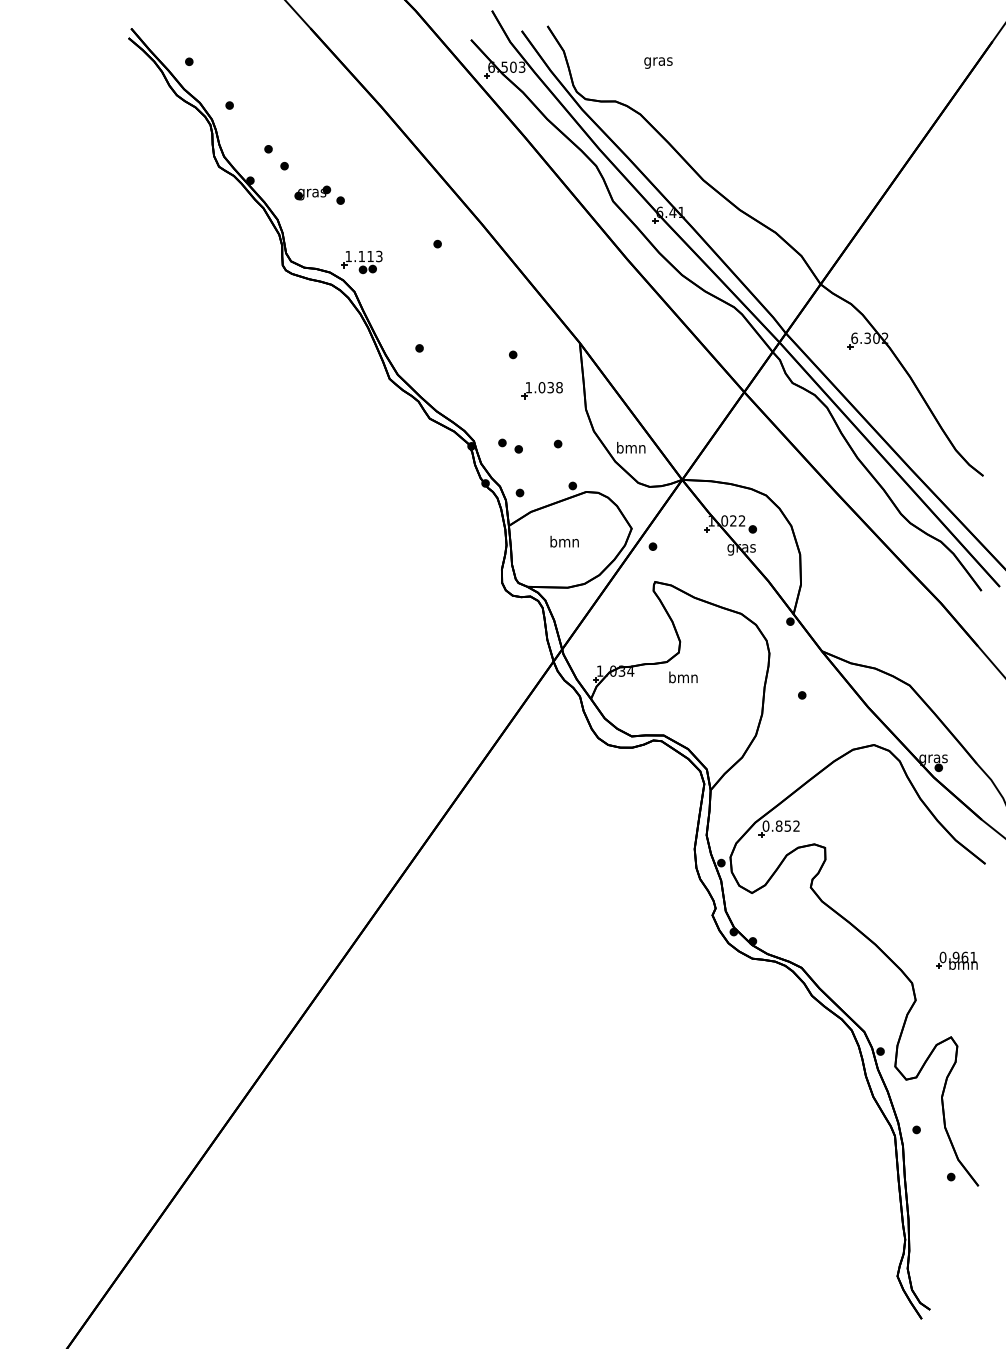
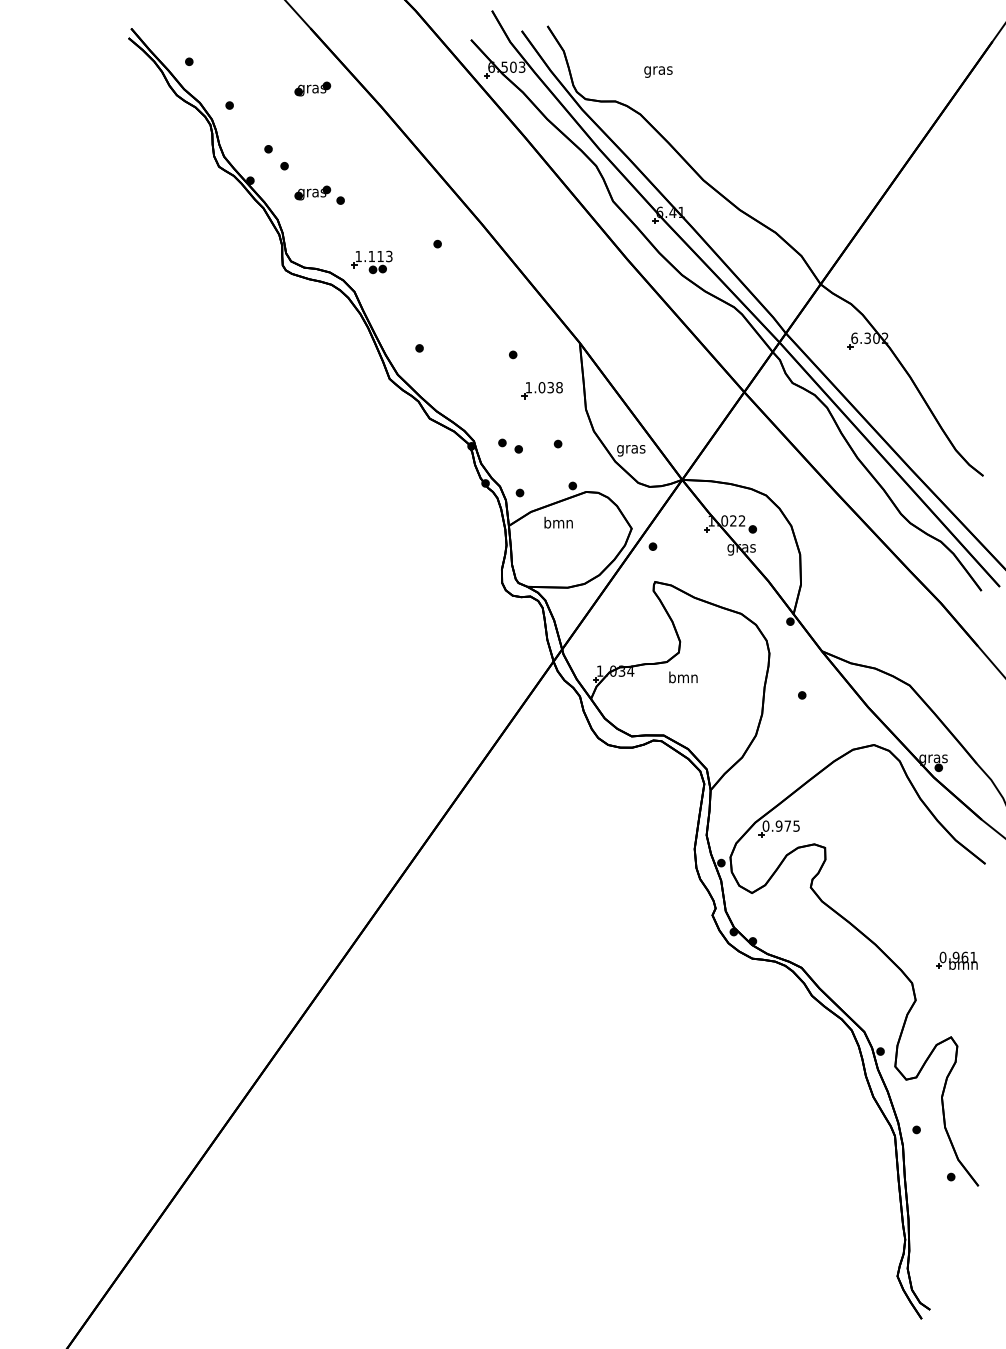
text position: (658, 62) -> (658, 71) (658, 71)
part: none -> present (312, 88)
part position: (361, 262) -> (371, 262) (371, 262)
text: bmn -> gras (631, 448)
text position: (564, 541) -> (558, 522) (558, 522)
text: 0.852 -> 0.975 (787, 825)
